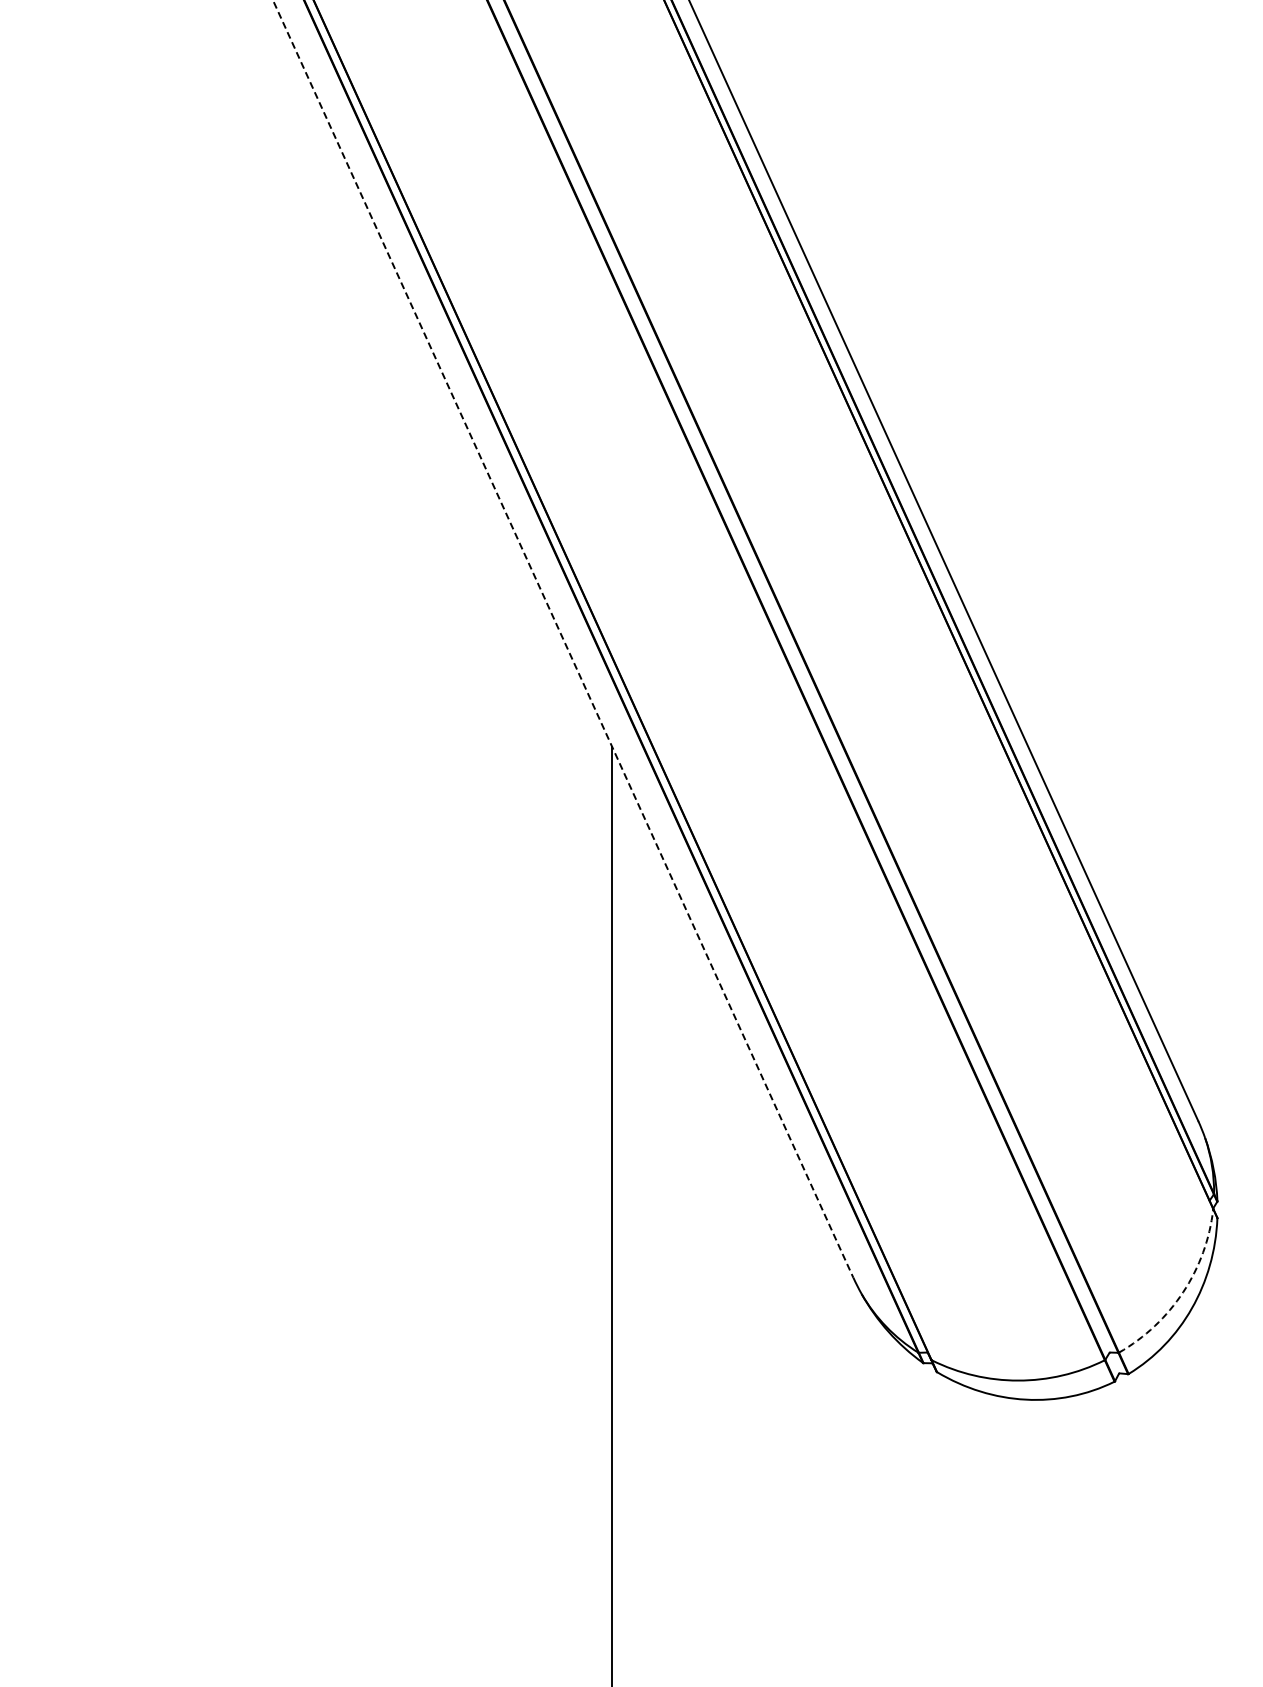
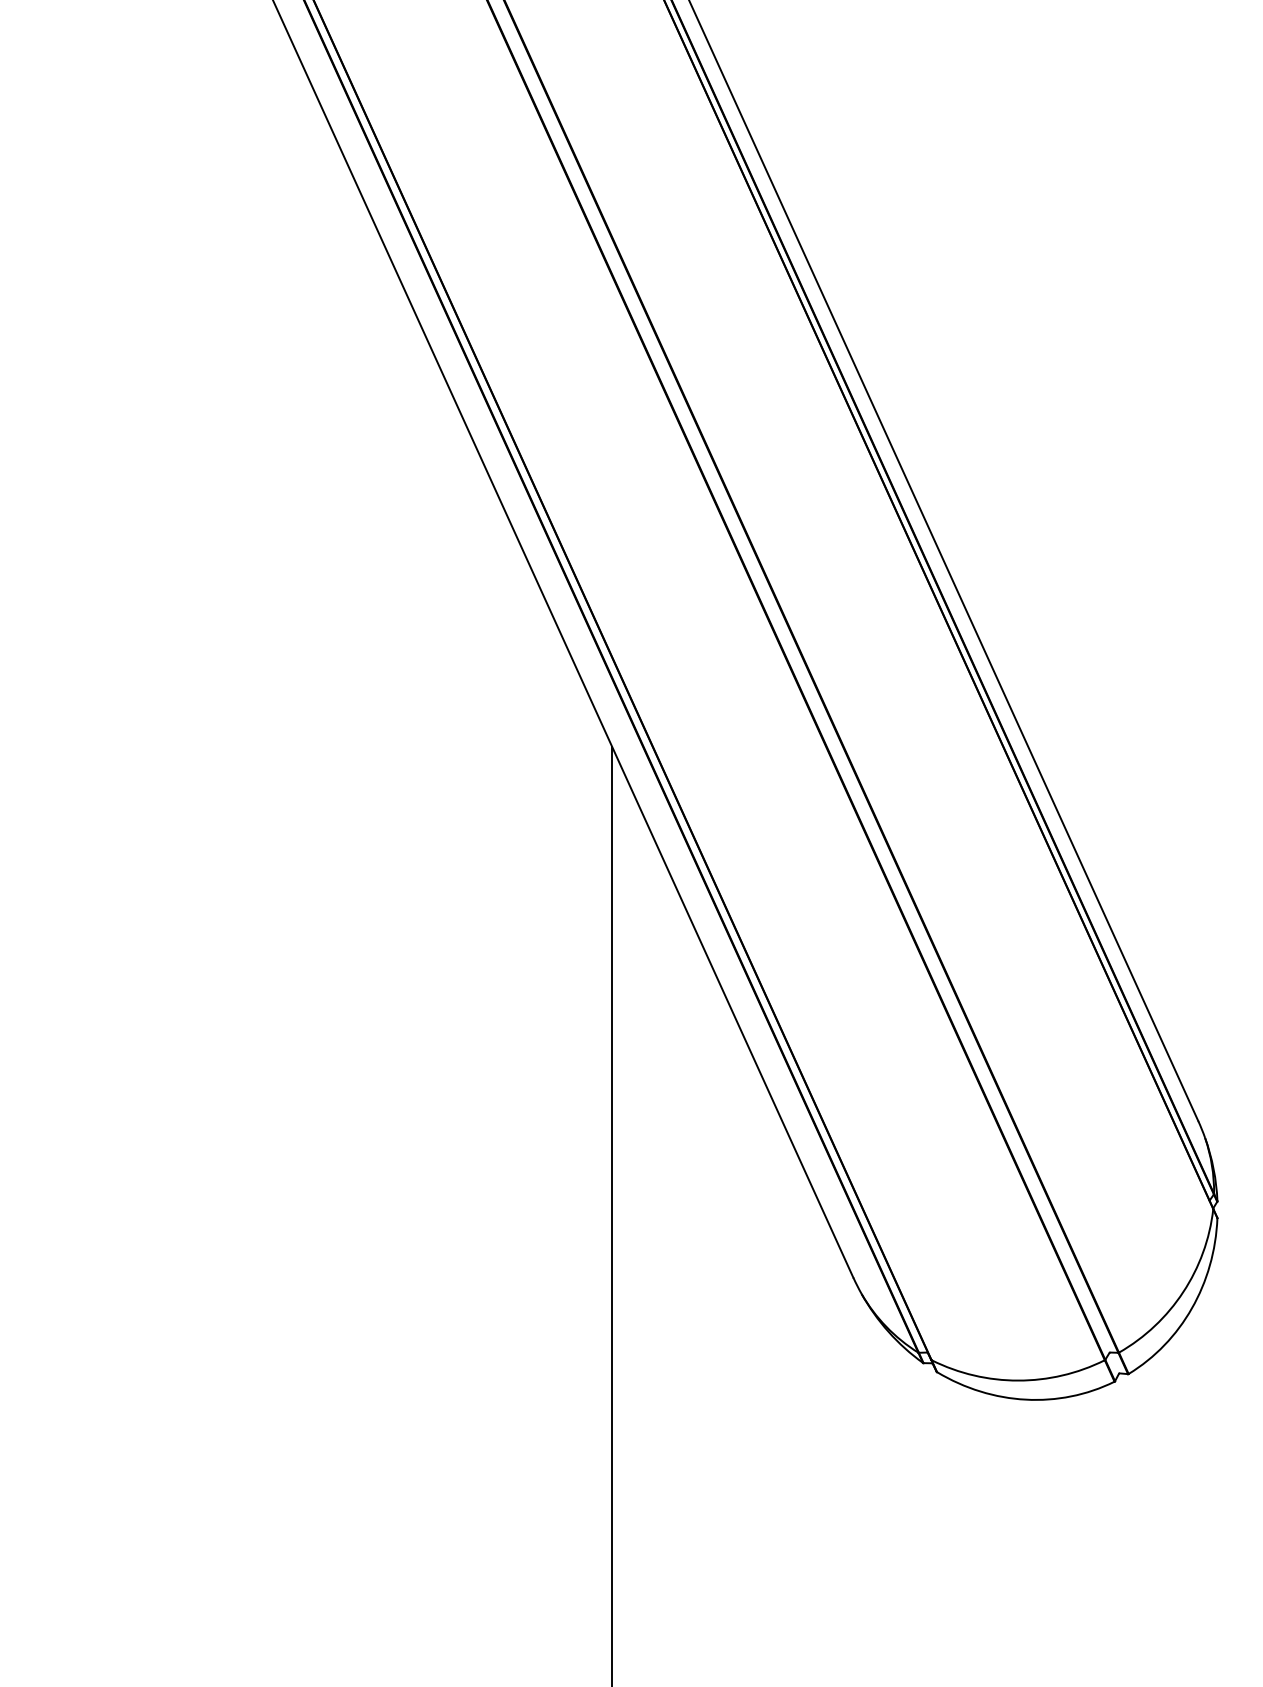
line: dashed -> solid (563, 639)
arc: dashed -> solid (1183, 1292)
